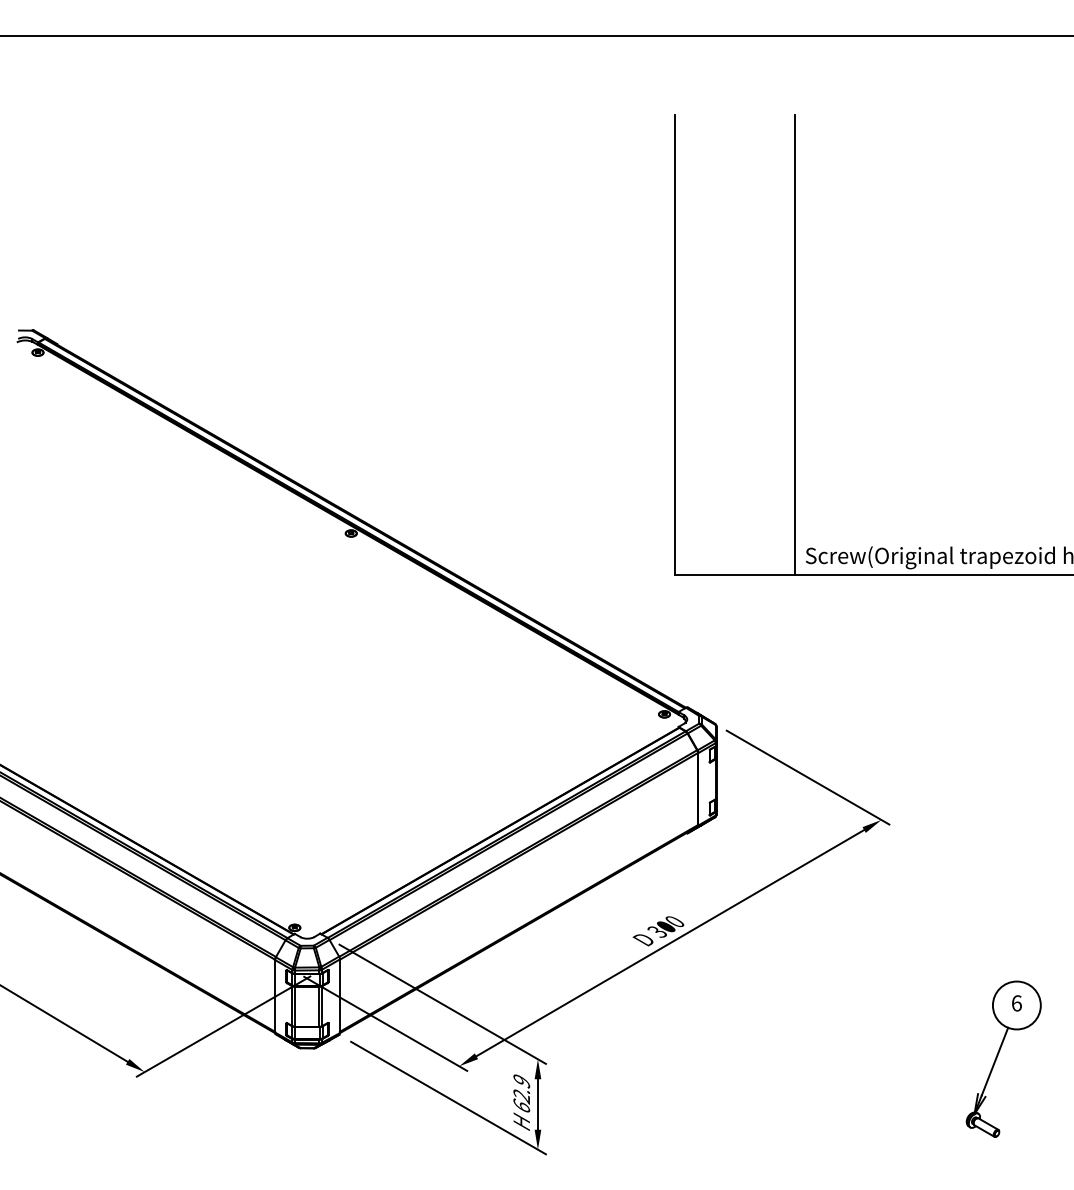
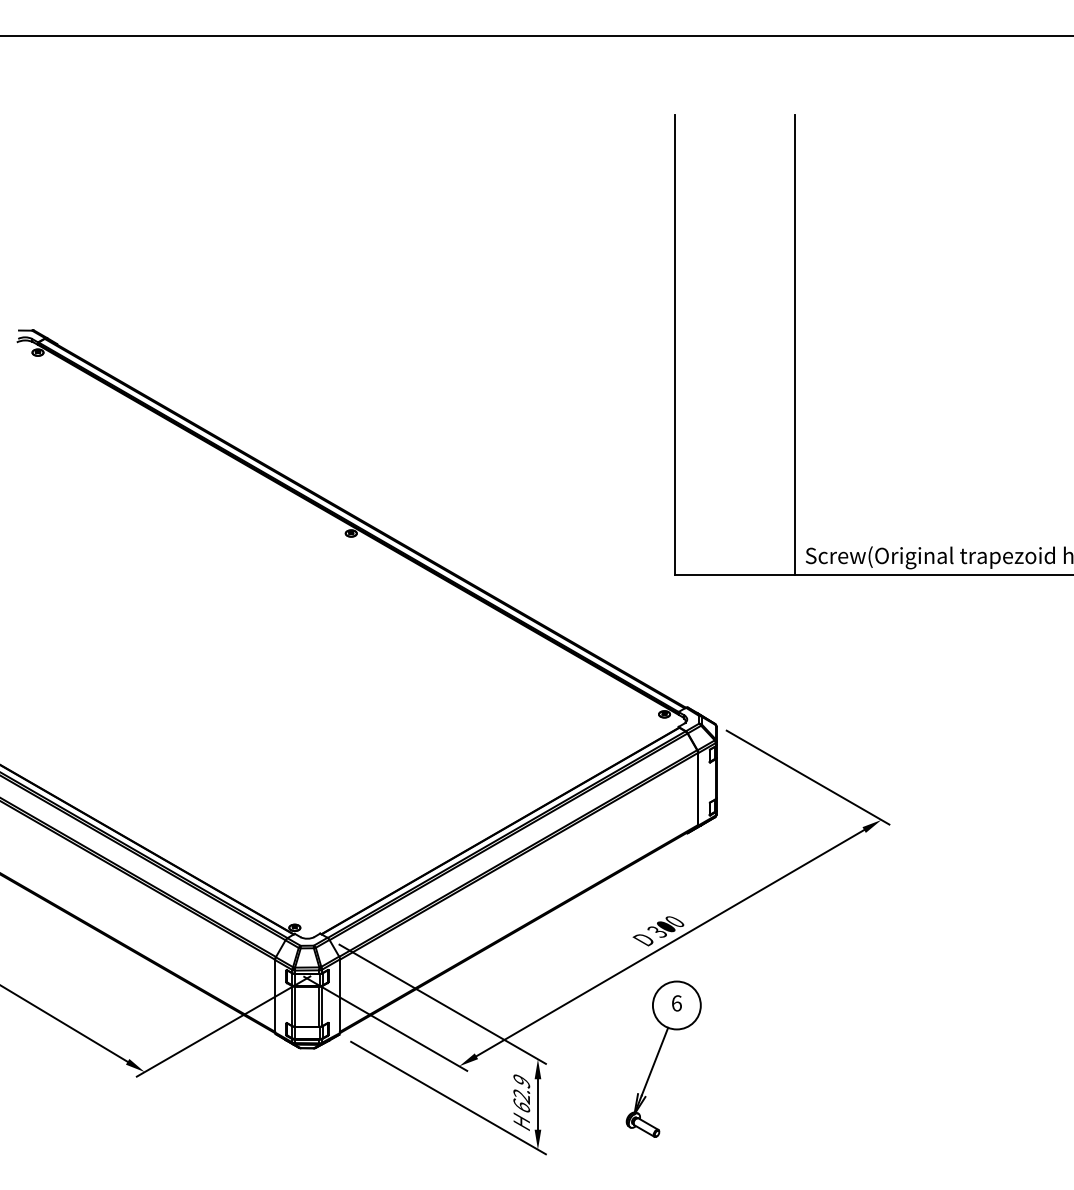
part position: (1003, 1058) -> (663, 1058) (663, 1058)
